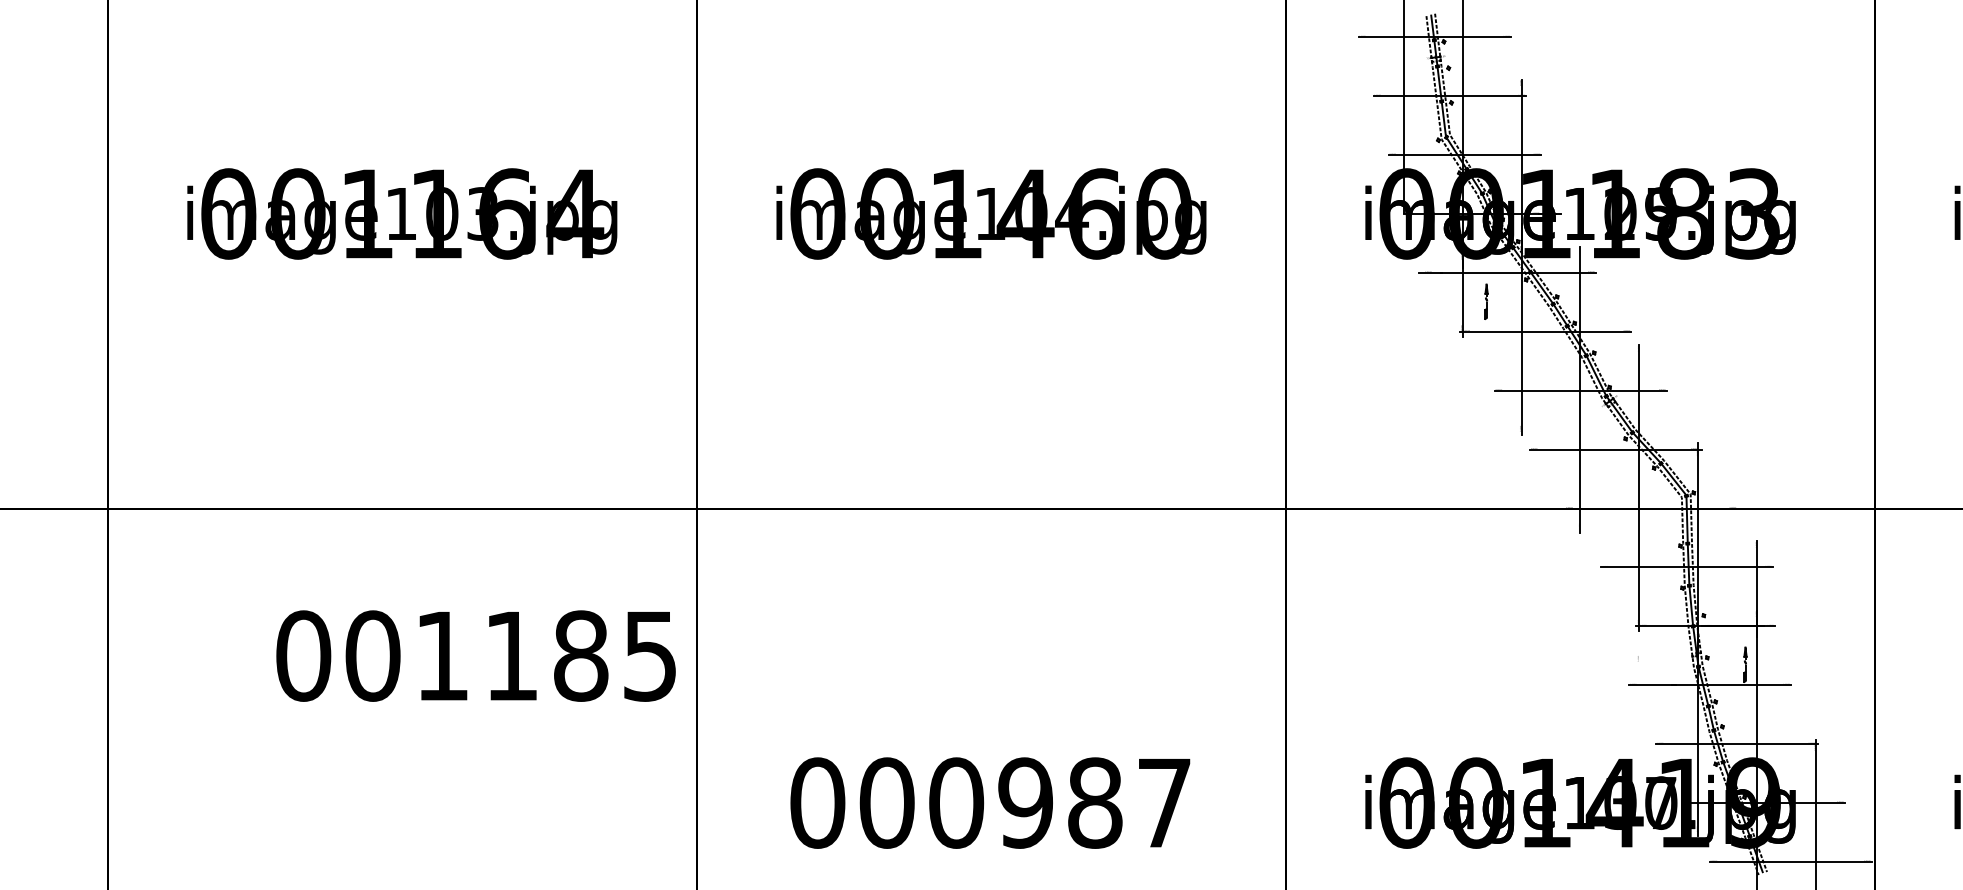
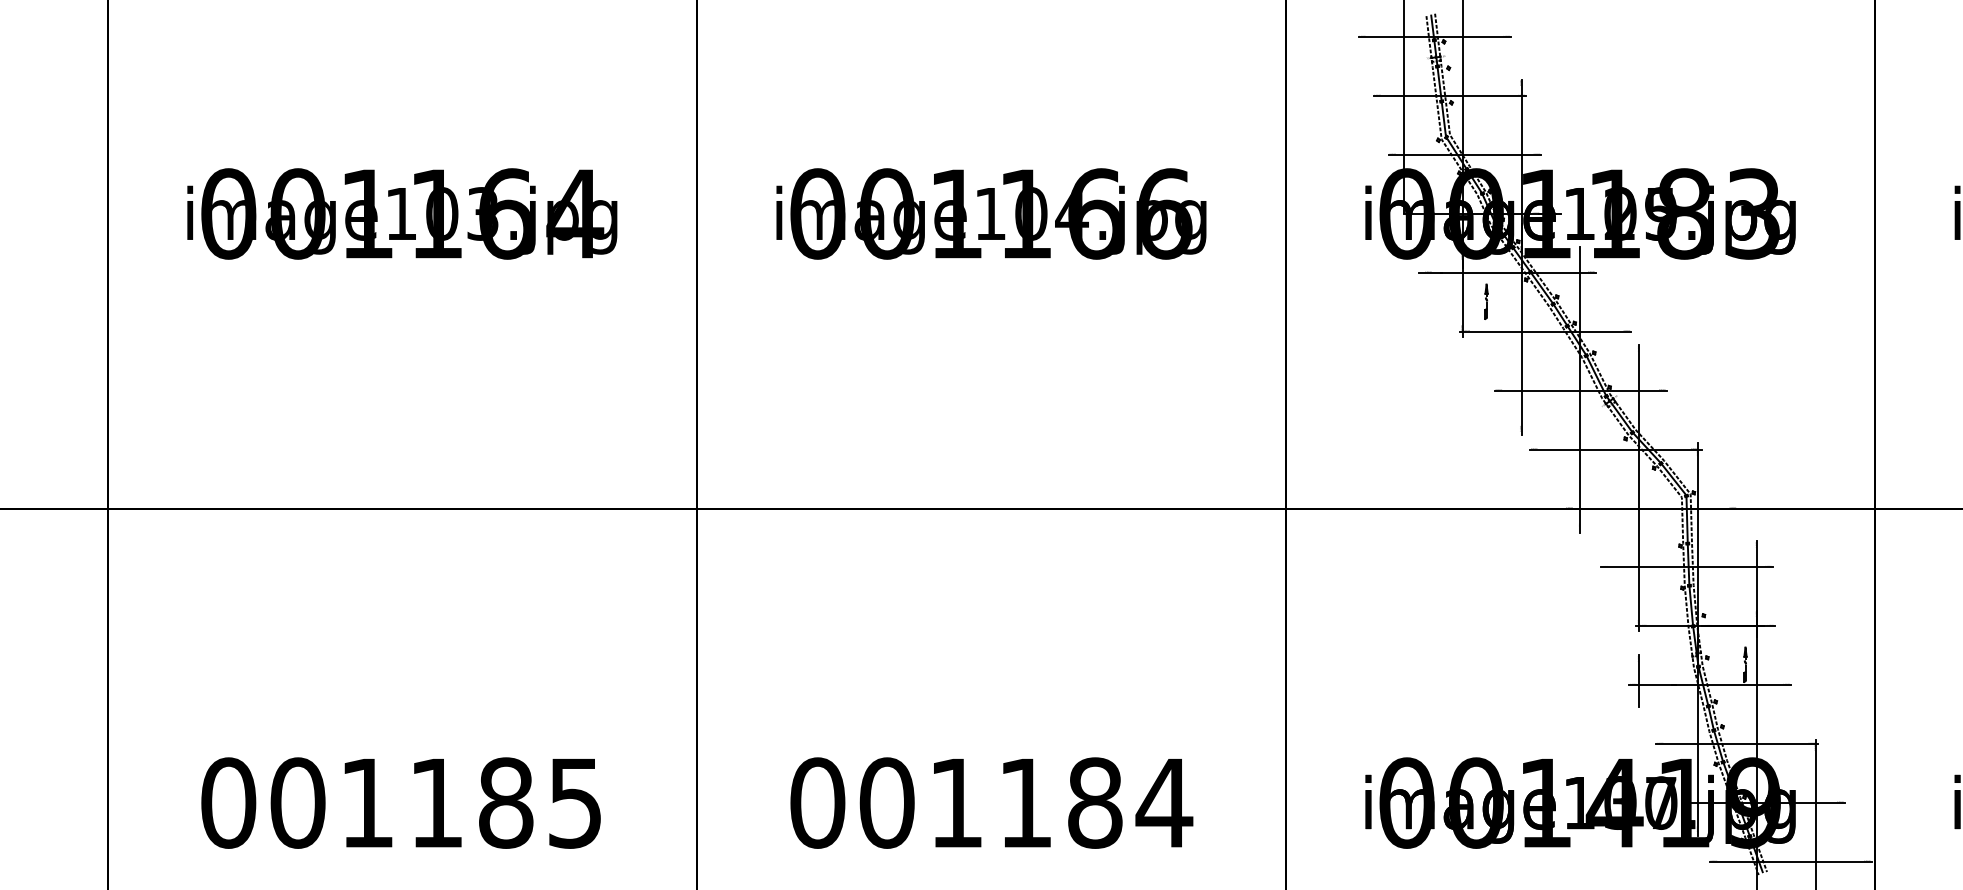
text: 001460 -> 001166 (1094, 213)
text position: (475, 655) -> (400, 802) (400, 802)
line: none -> present (1639, 680)
text: 000987 -> 001184 (1061, 802)
